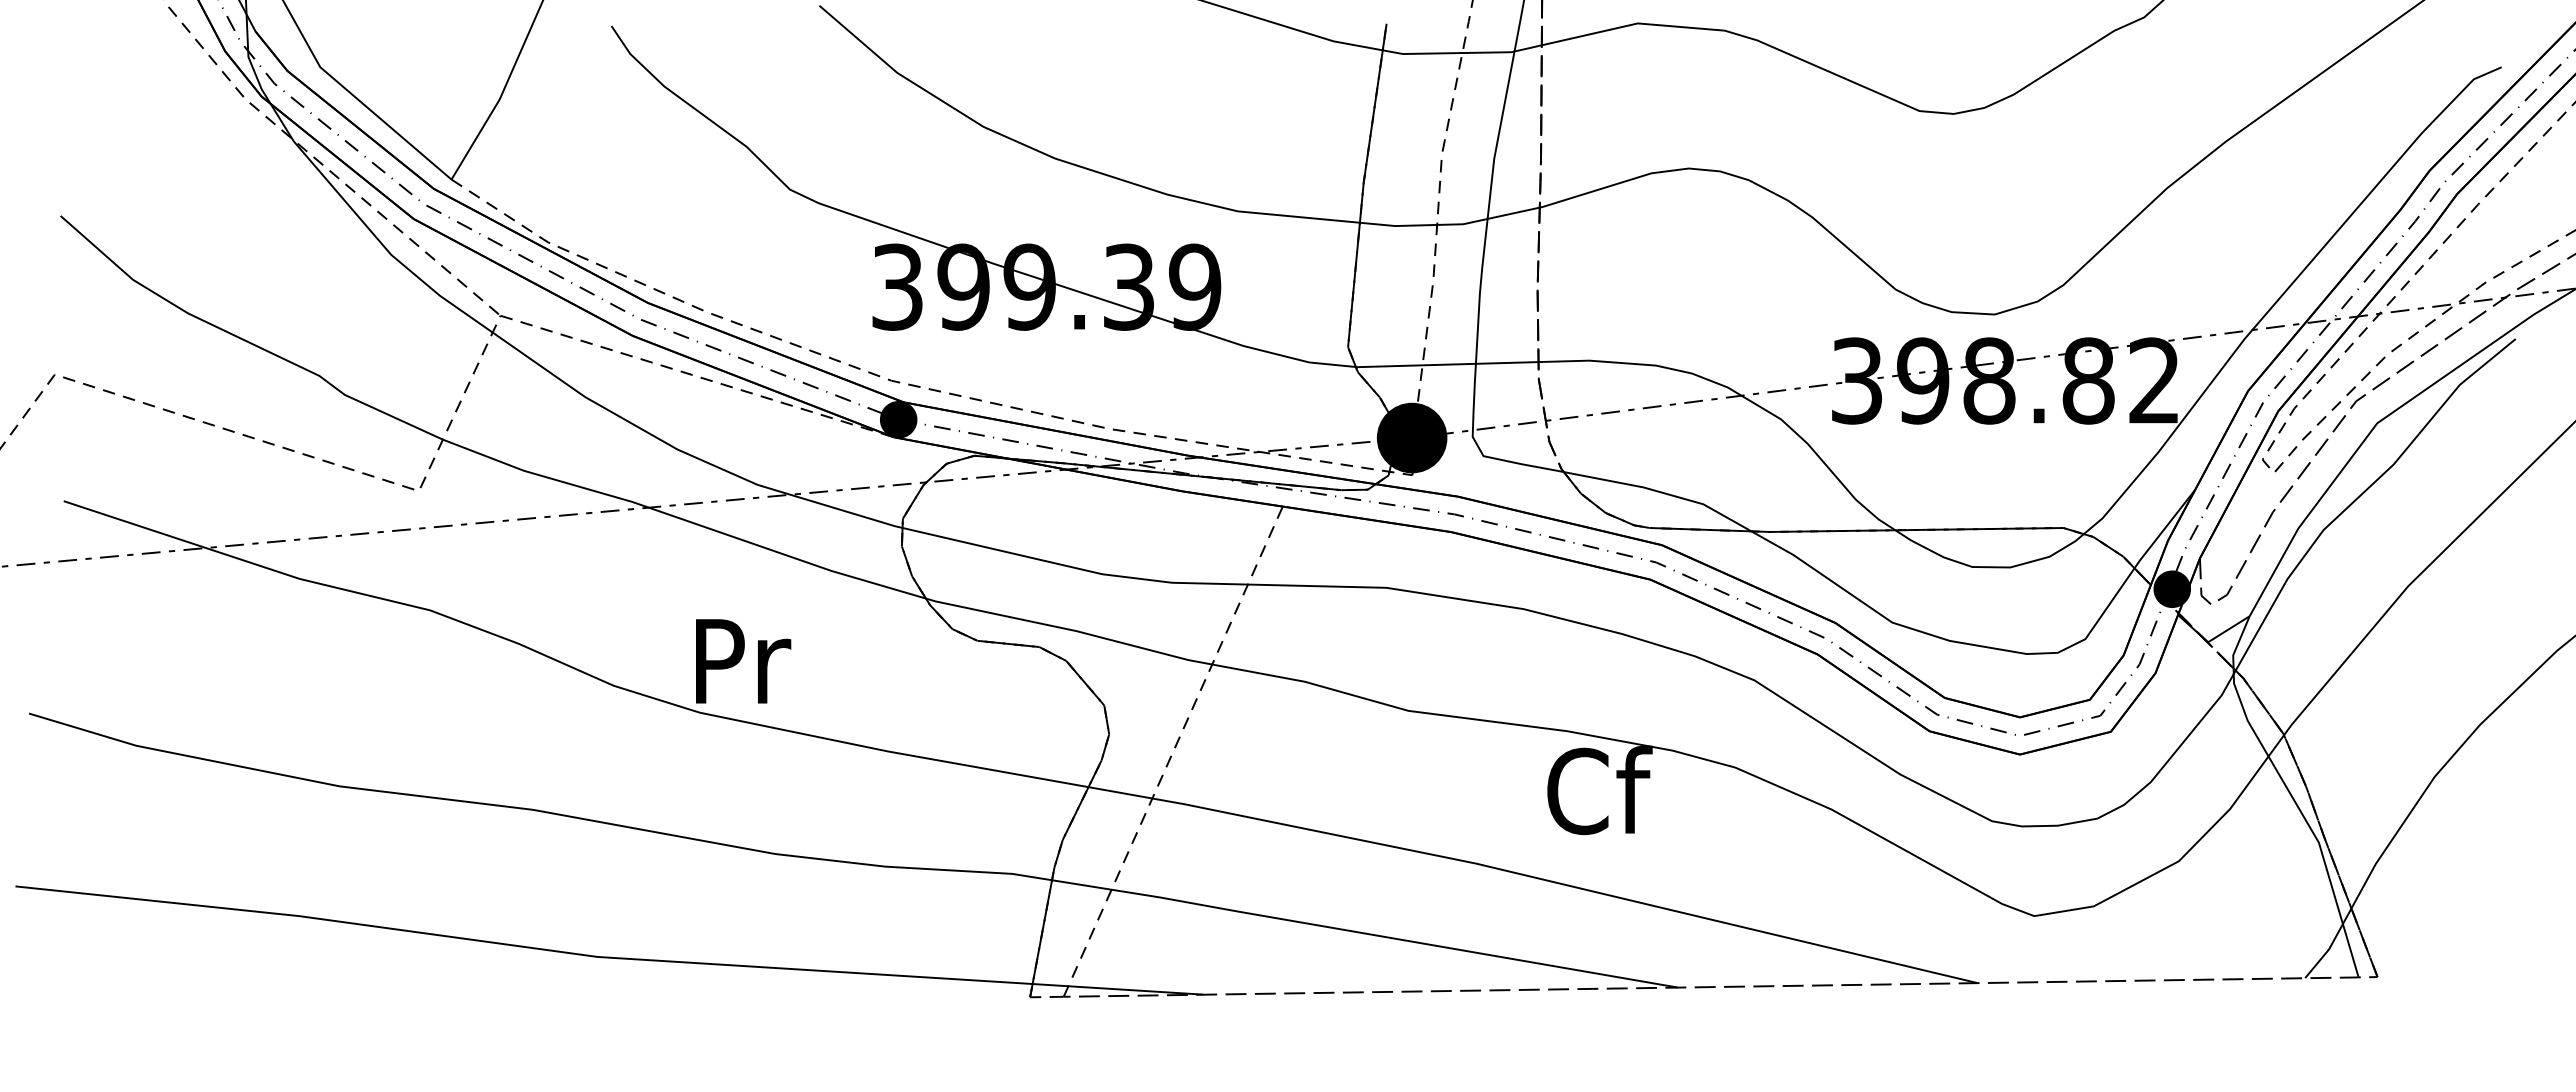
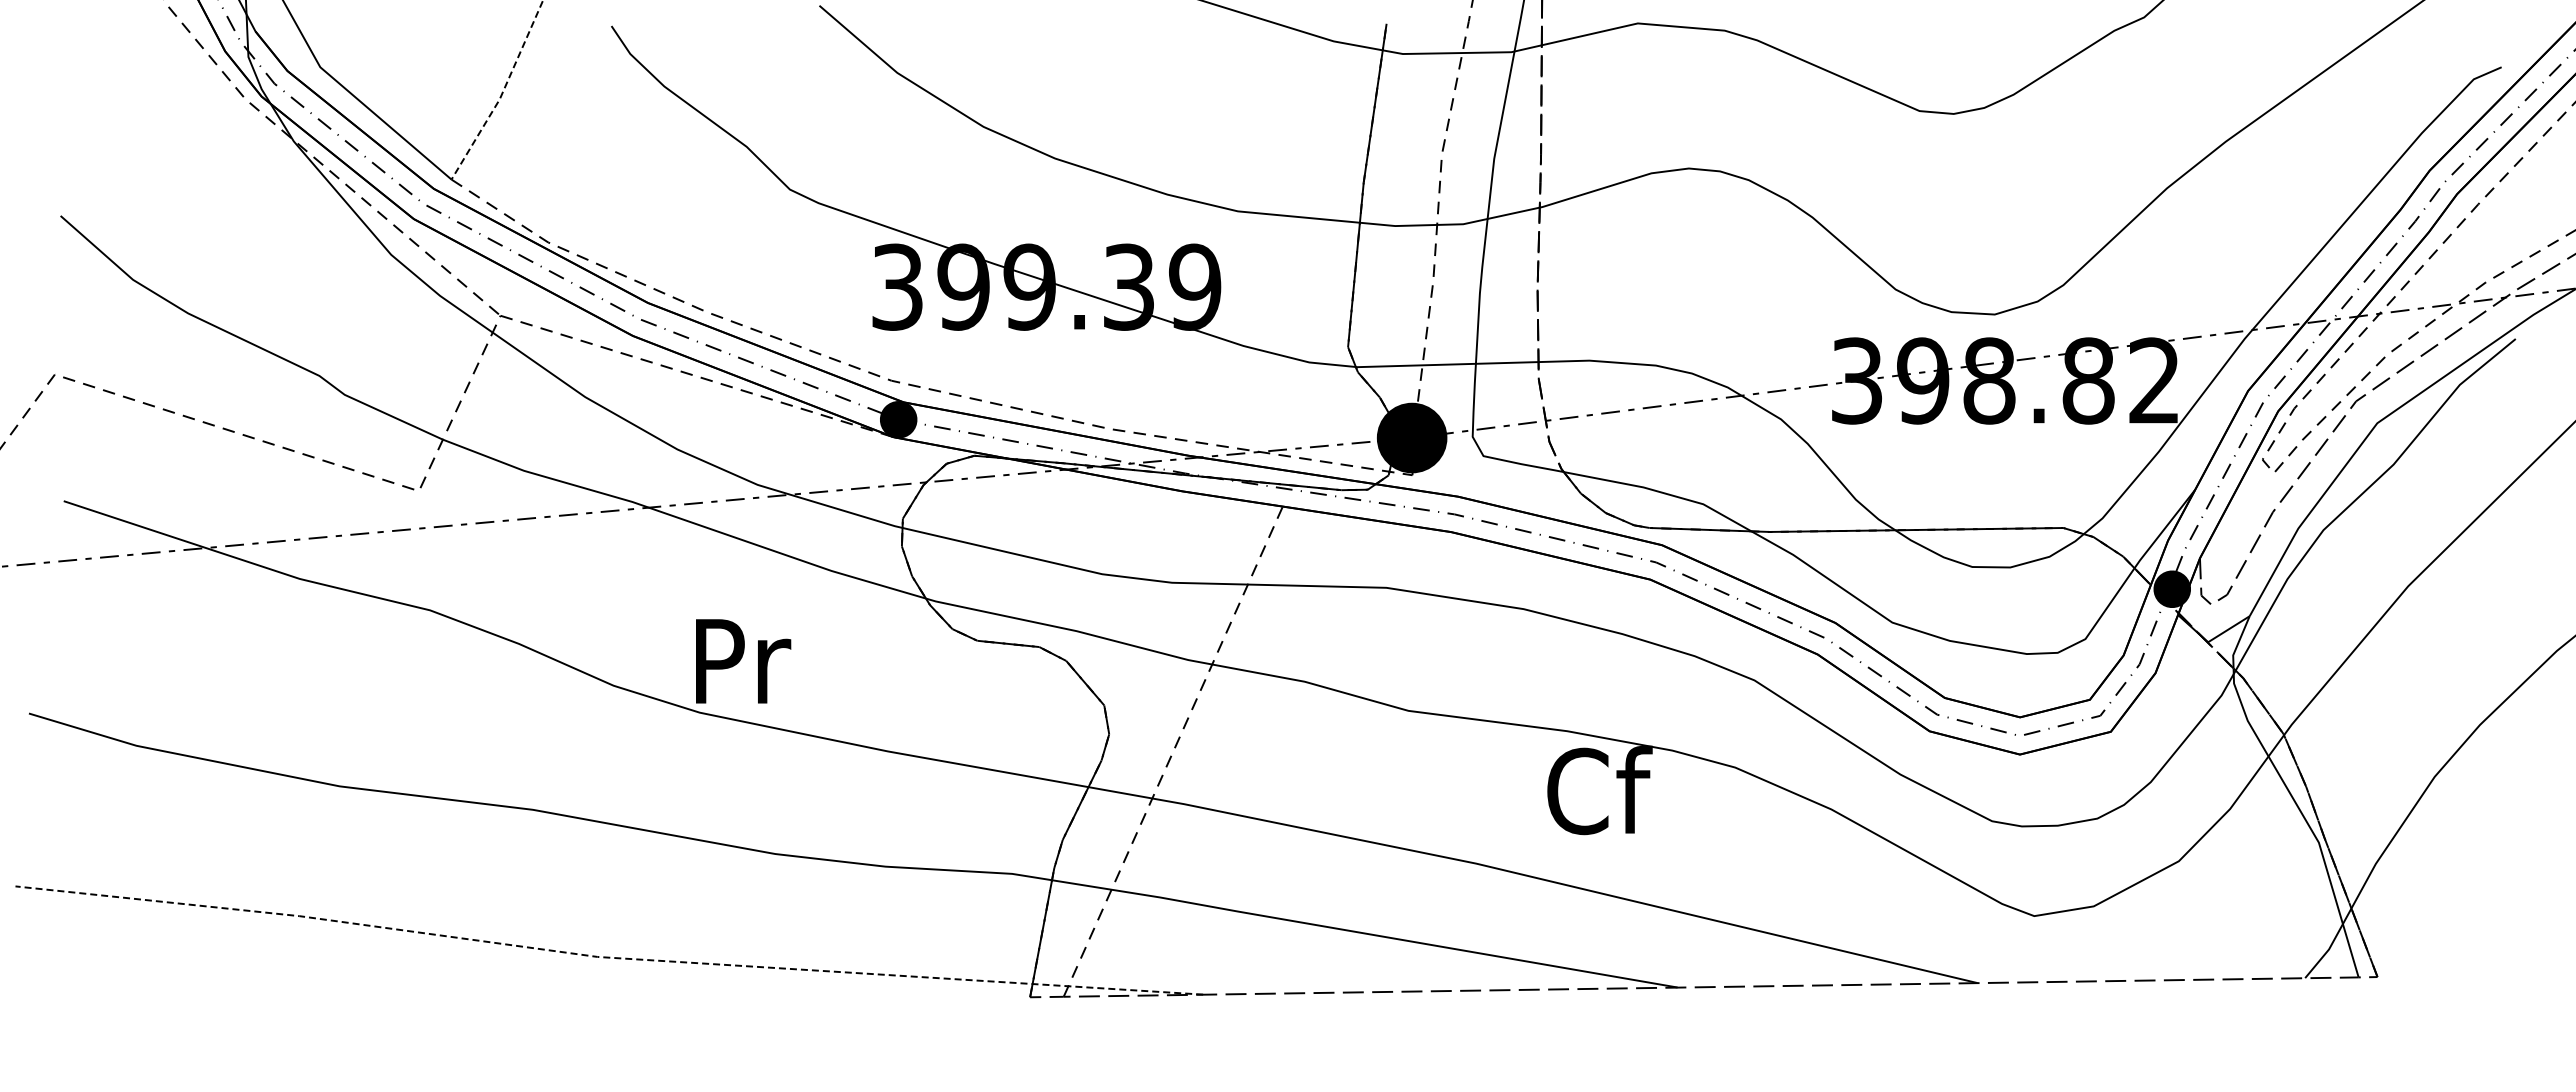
line: solid -> dashed (502, 93)
line: solid -> dashed (606, 957)
